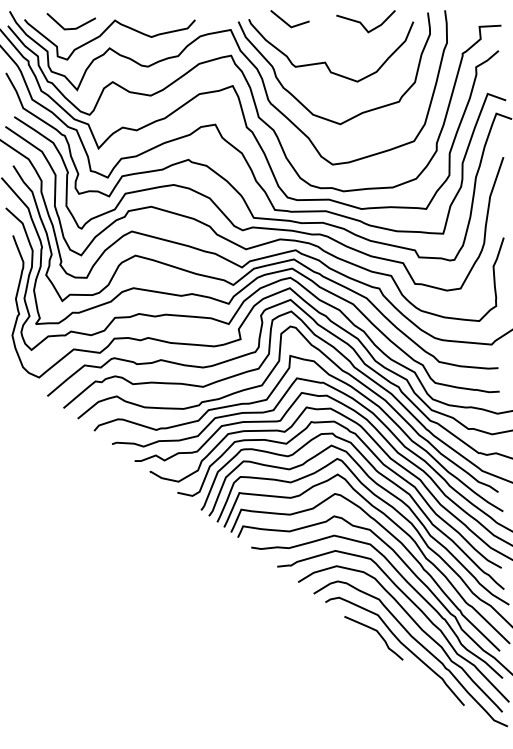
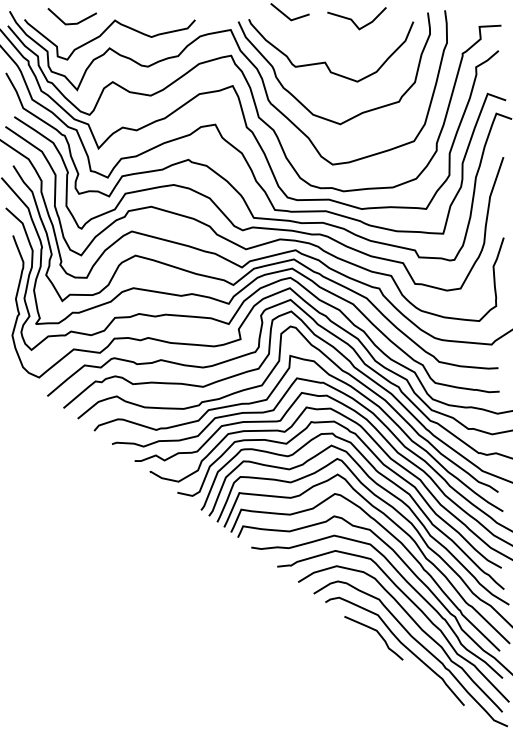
line position: (288, 23) -> (288, 16) (288, 16)
line position: (362, 23) -> (353, 20) (353, 20)
line position: (70, 28) -> (71, 23) (71, 23)
